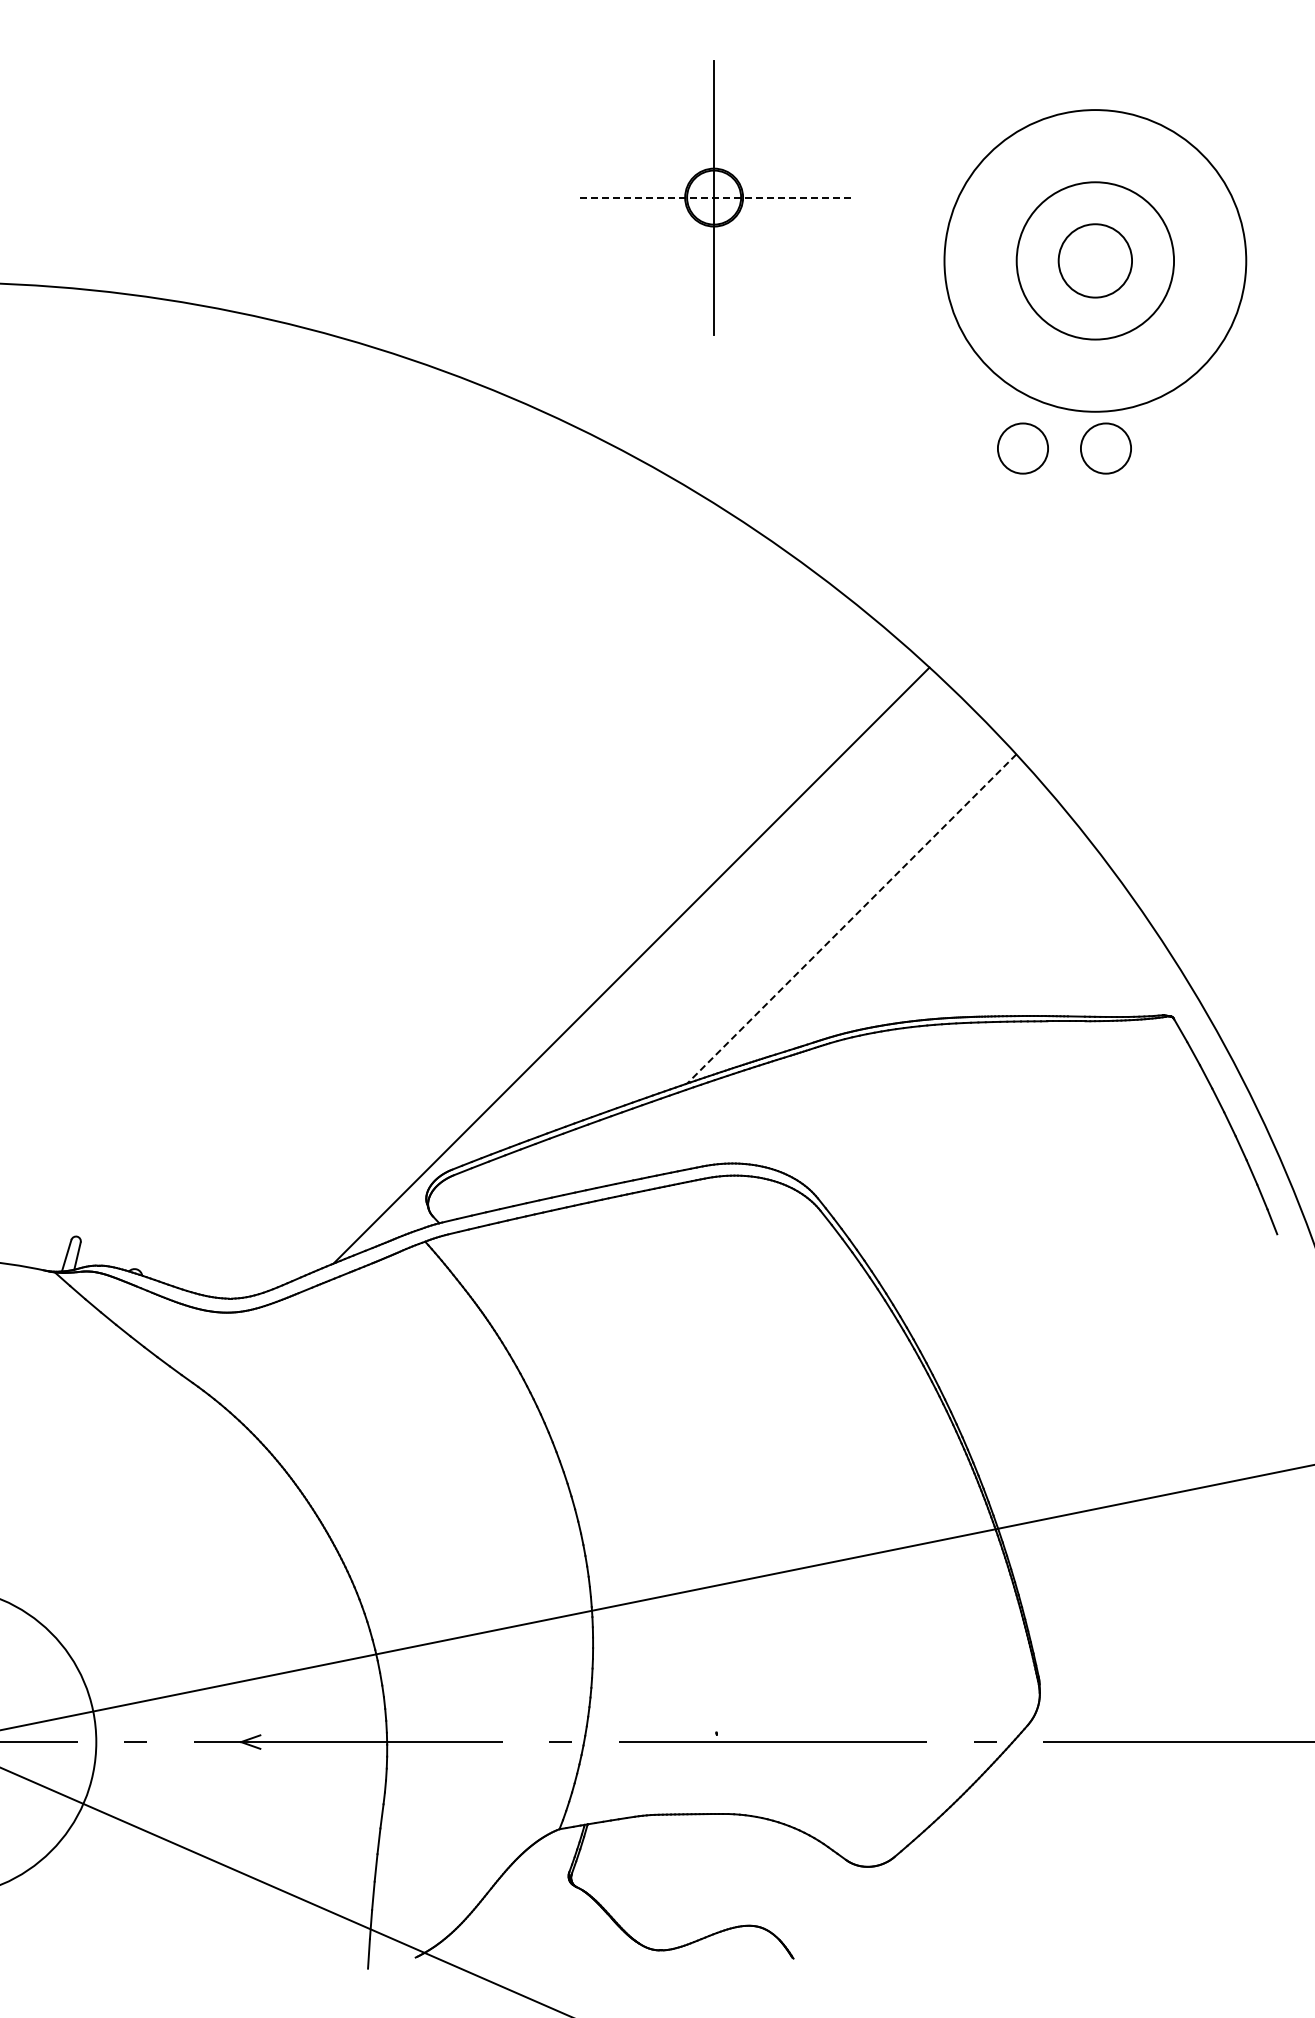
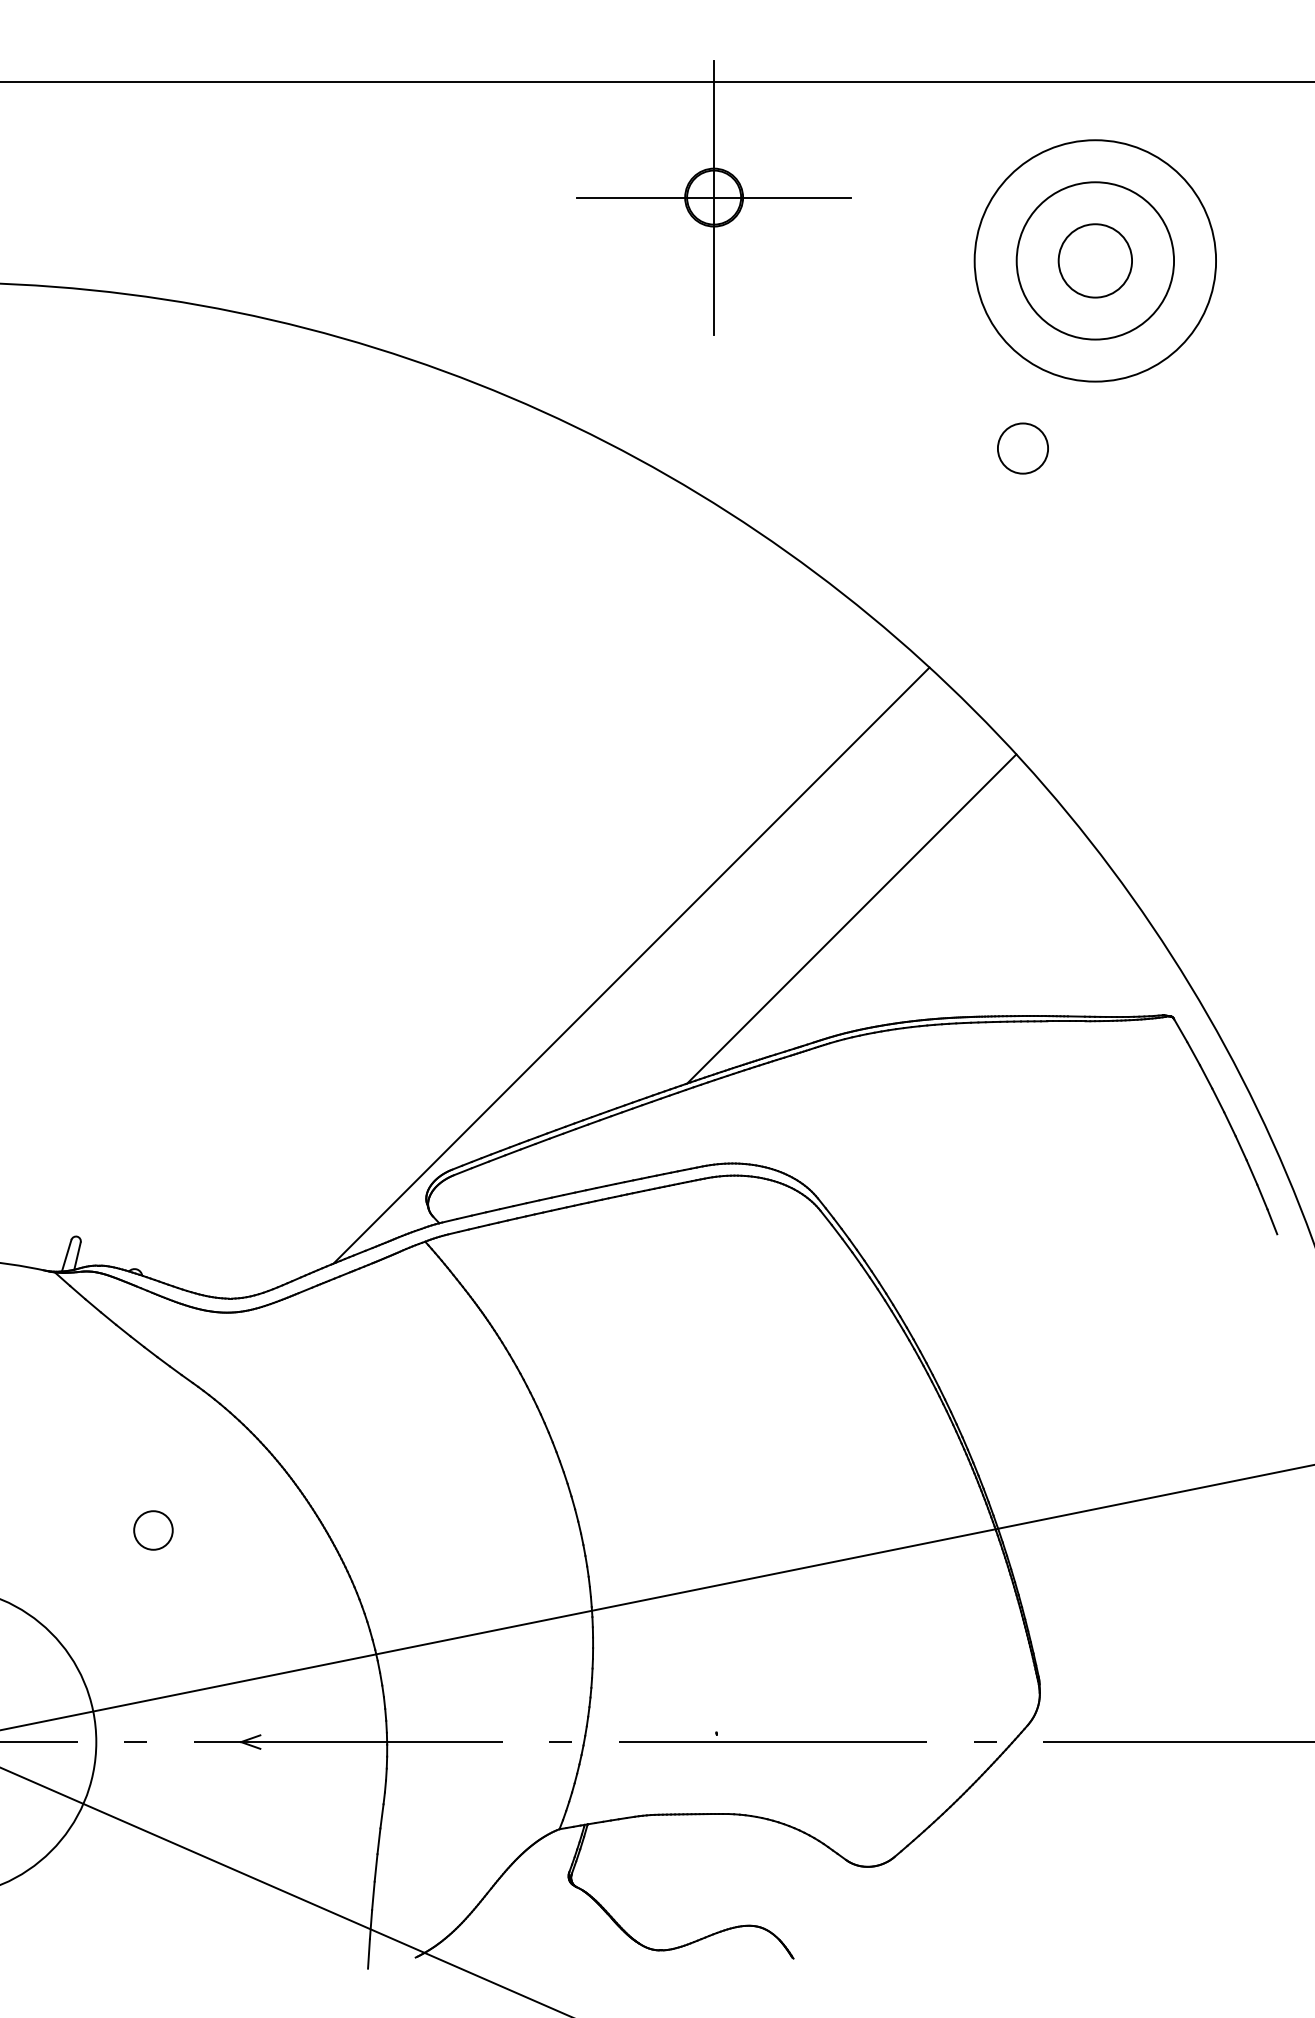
line: none -> present (656, 81)
line: dashed -> solid (713, 197)
circle diameter: 302 px -> 241 px (1095, 260)
circle: present -> none (1105, 448)
line: dashed -> solid (851, 918)
circle: none -> present (153, 1530)
